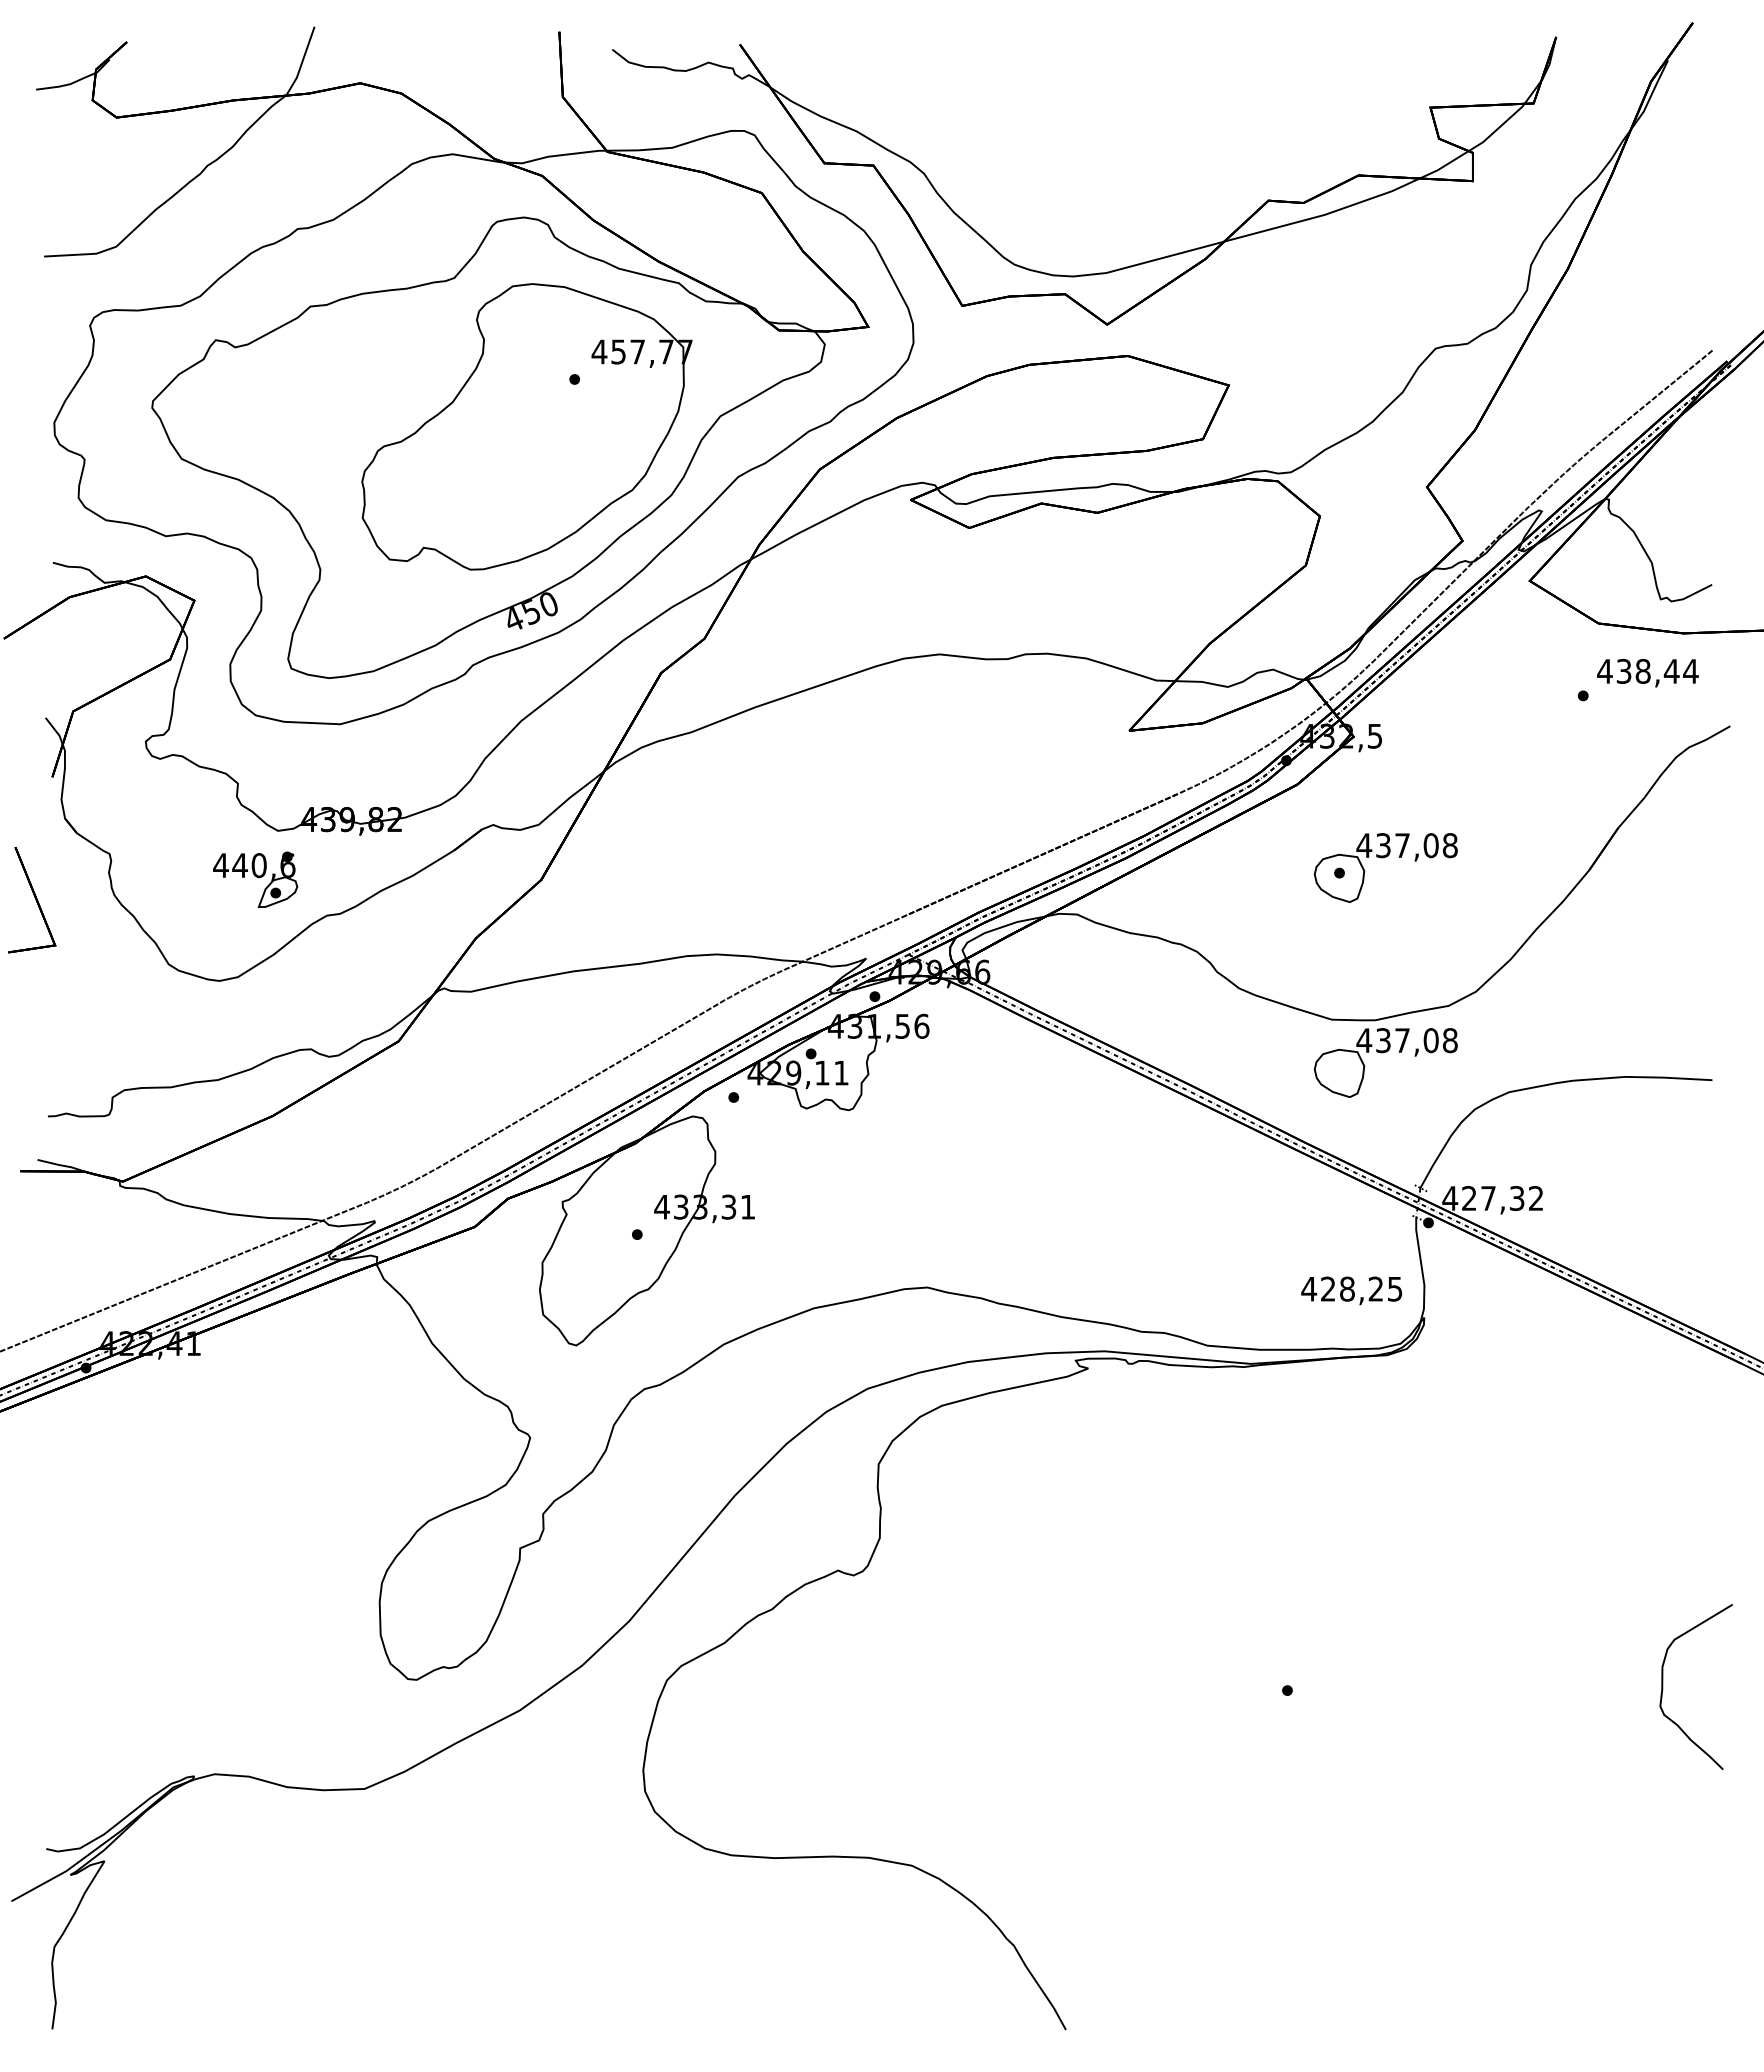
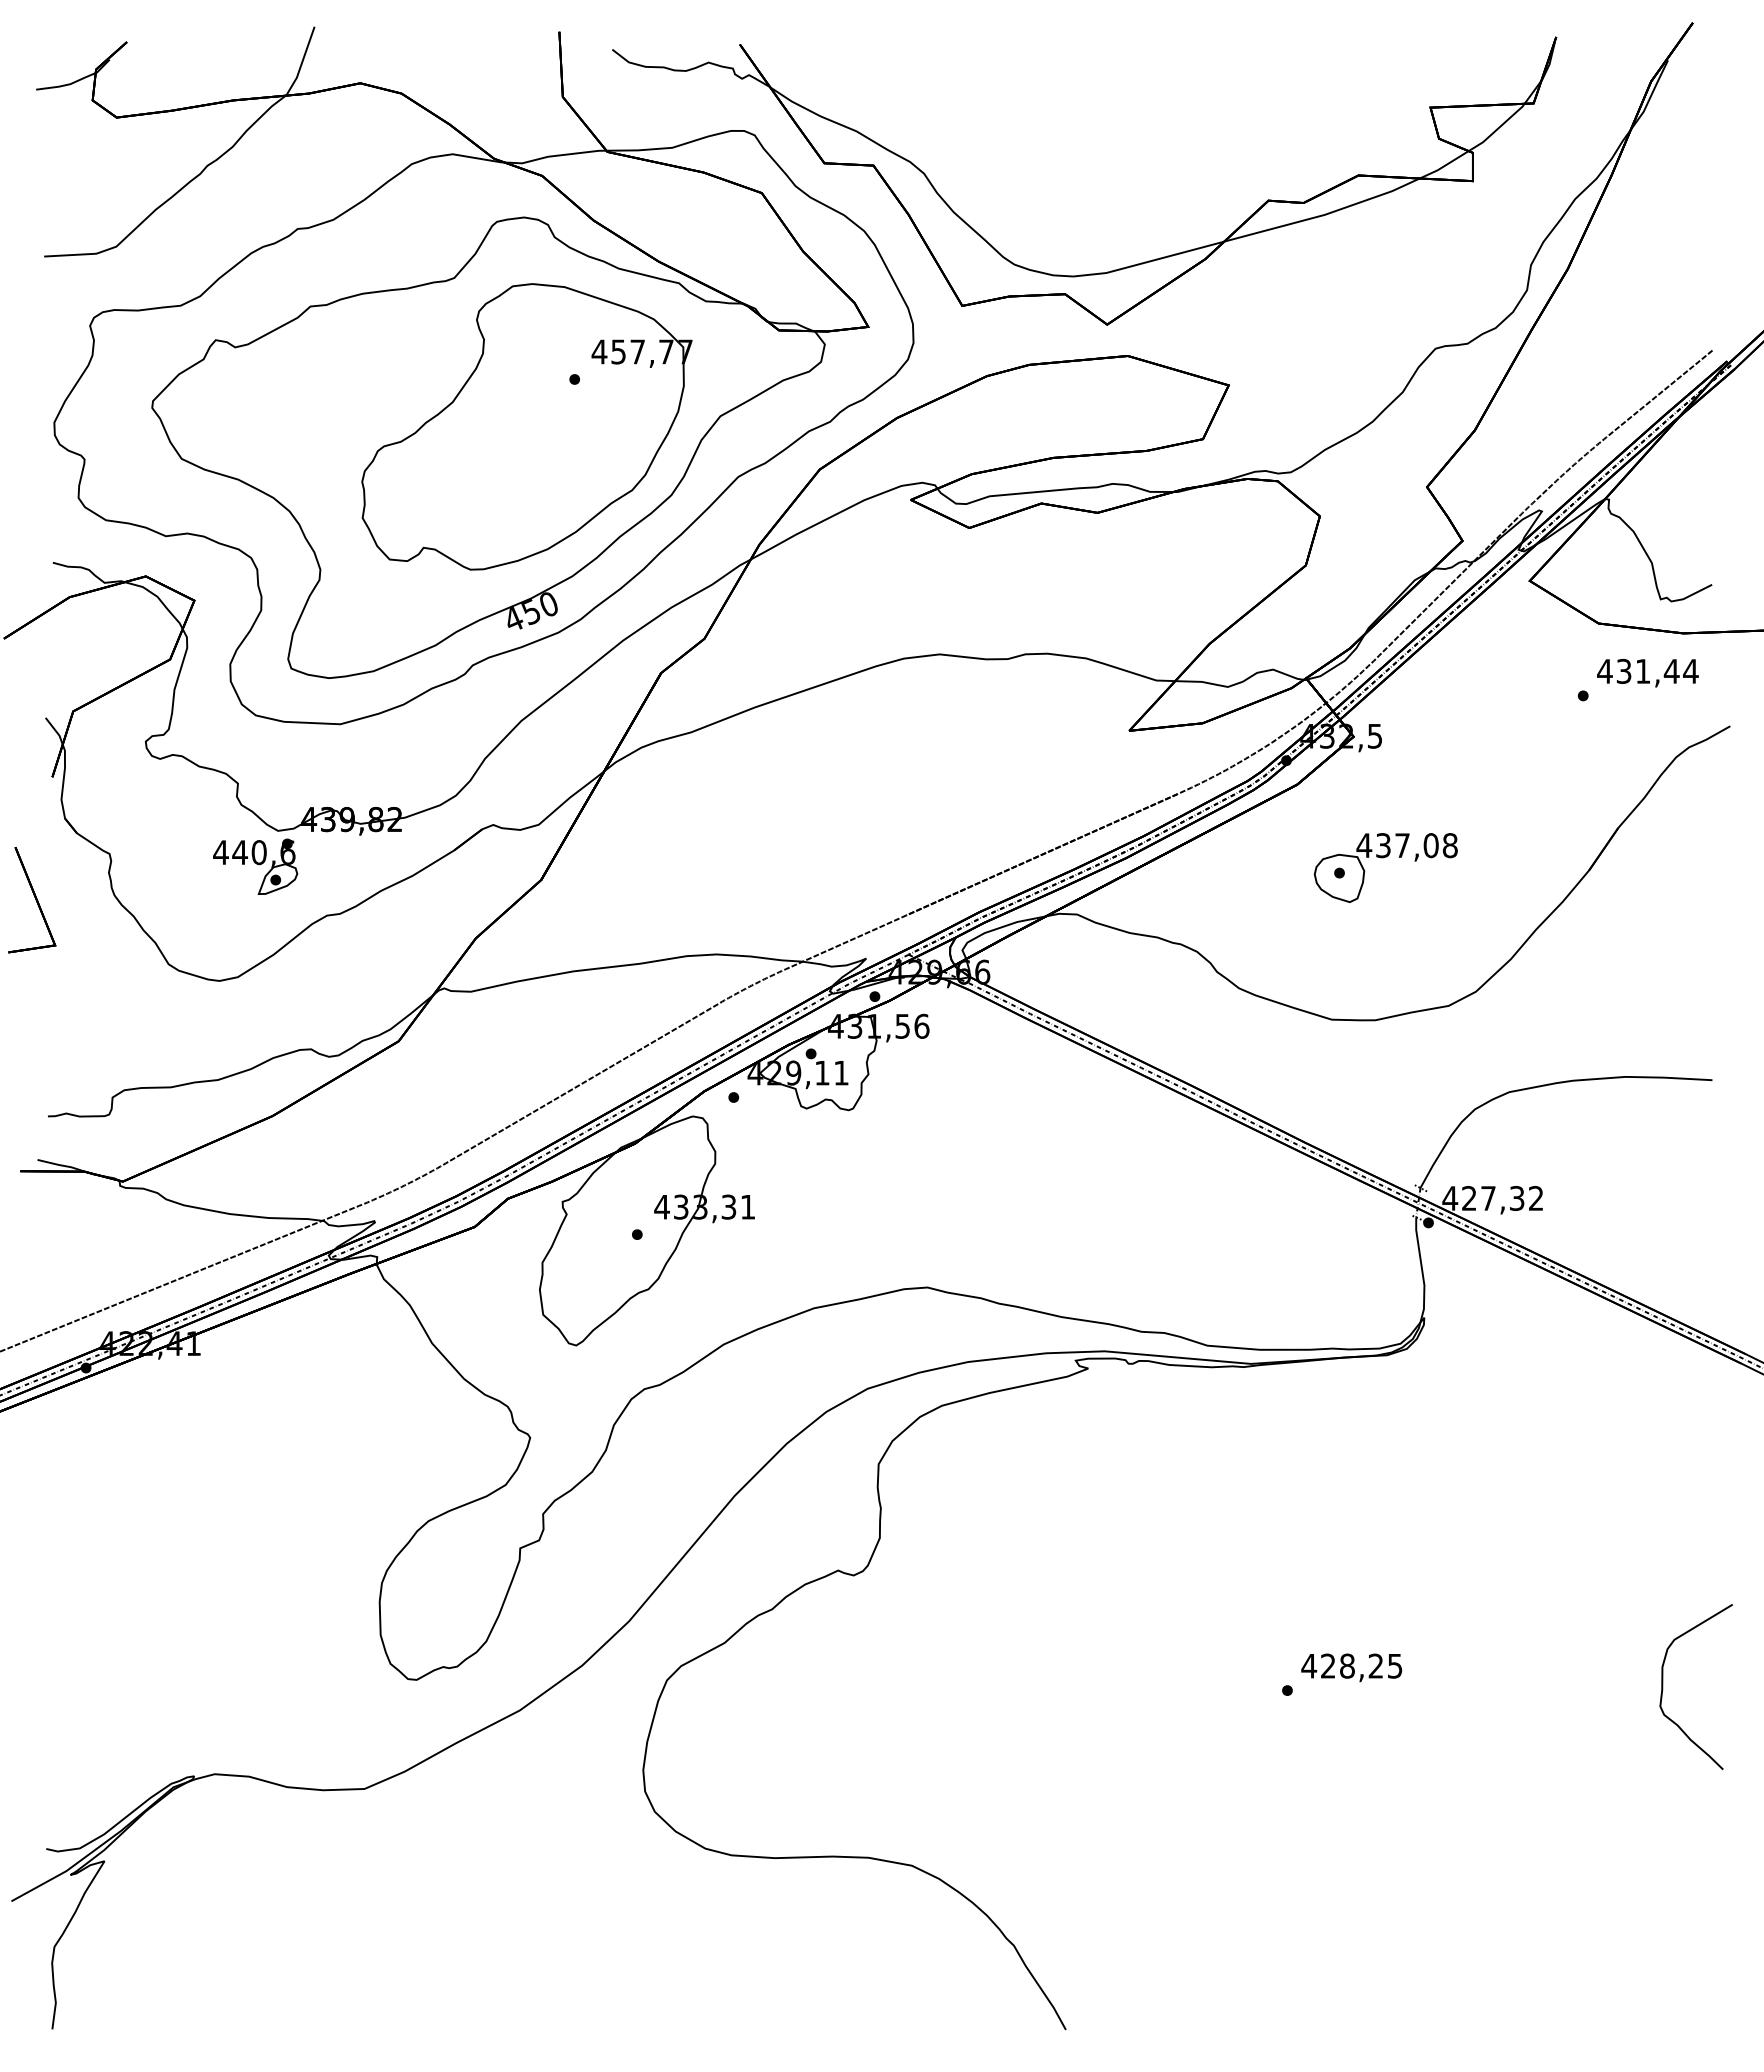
text: 438,44 -> 431,44 (1642, 670)
part position: (255, 879) -> (255, 866) (255, 866)
part: present -> none (1383, 1053)
text position: (1351, 1290) -> (1351, 1667) (1351, 1667)
